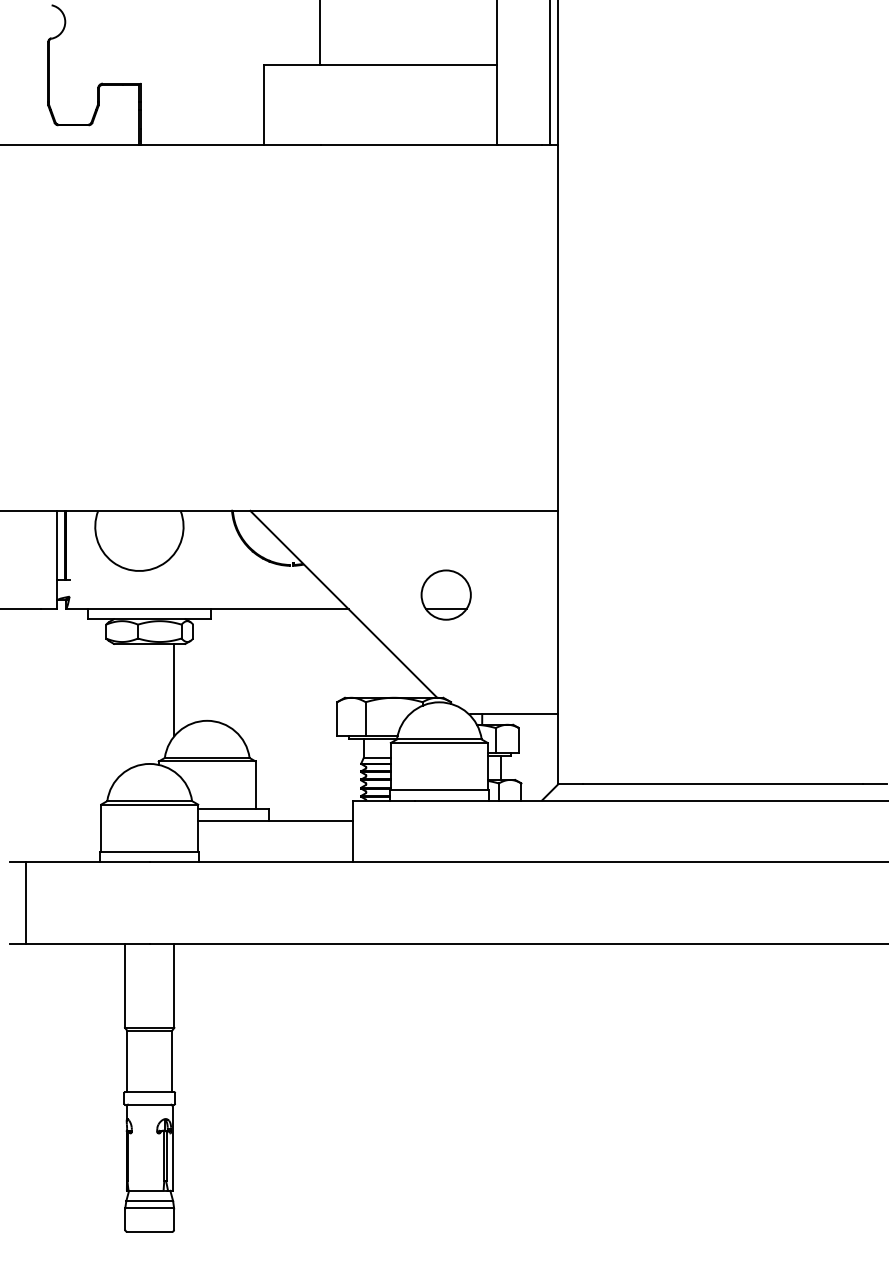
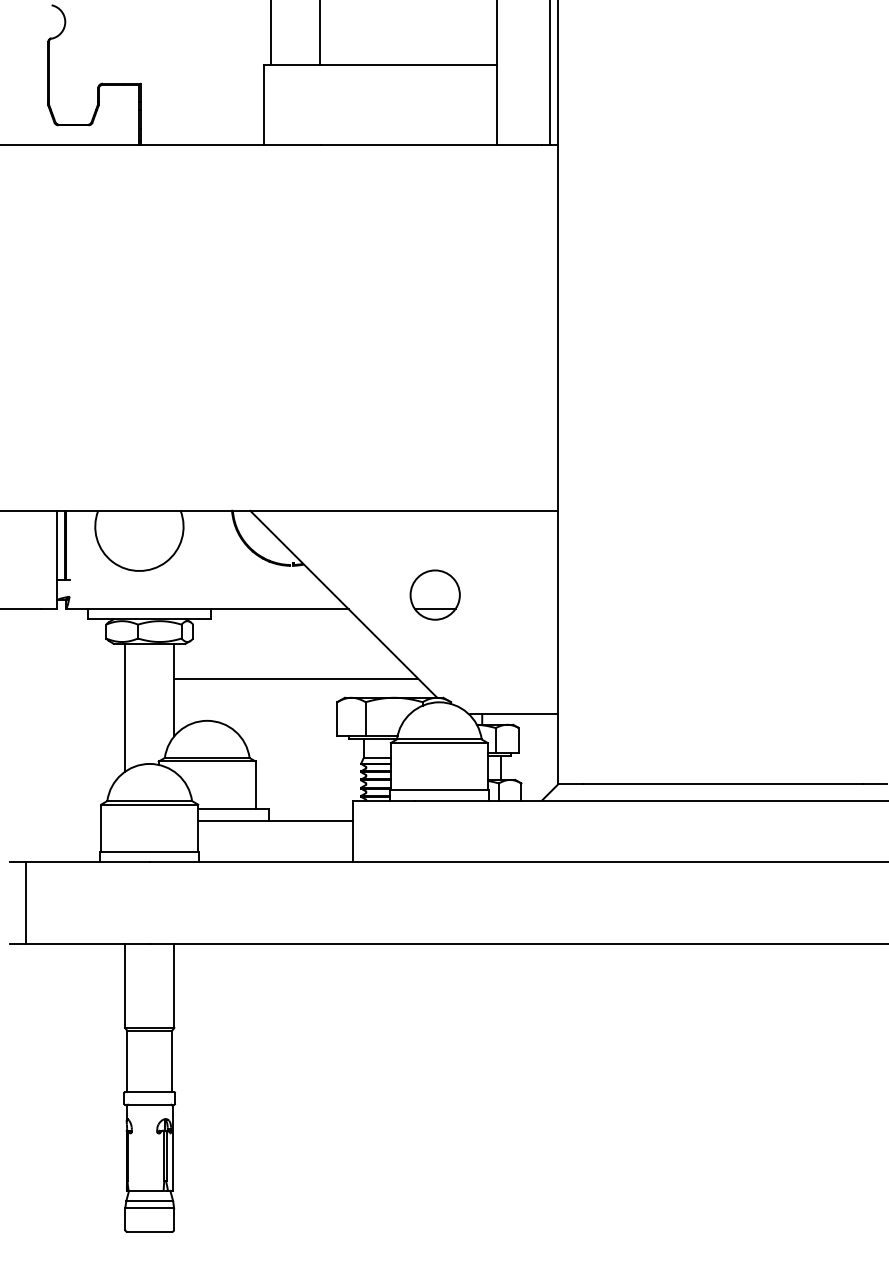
line: none -> present (270, 33)
part position: (445, 594) -> (434, 594) (434, 594)
line: none -> present (296, 678)
line: none -> present (125, 707)
